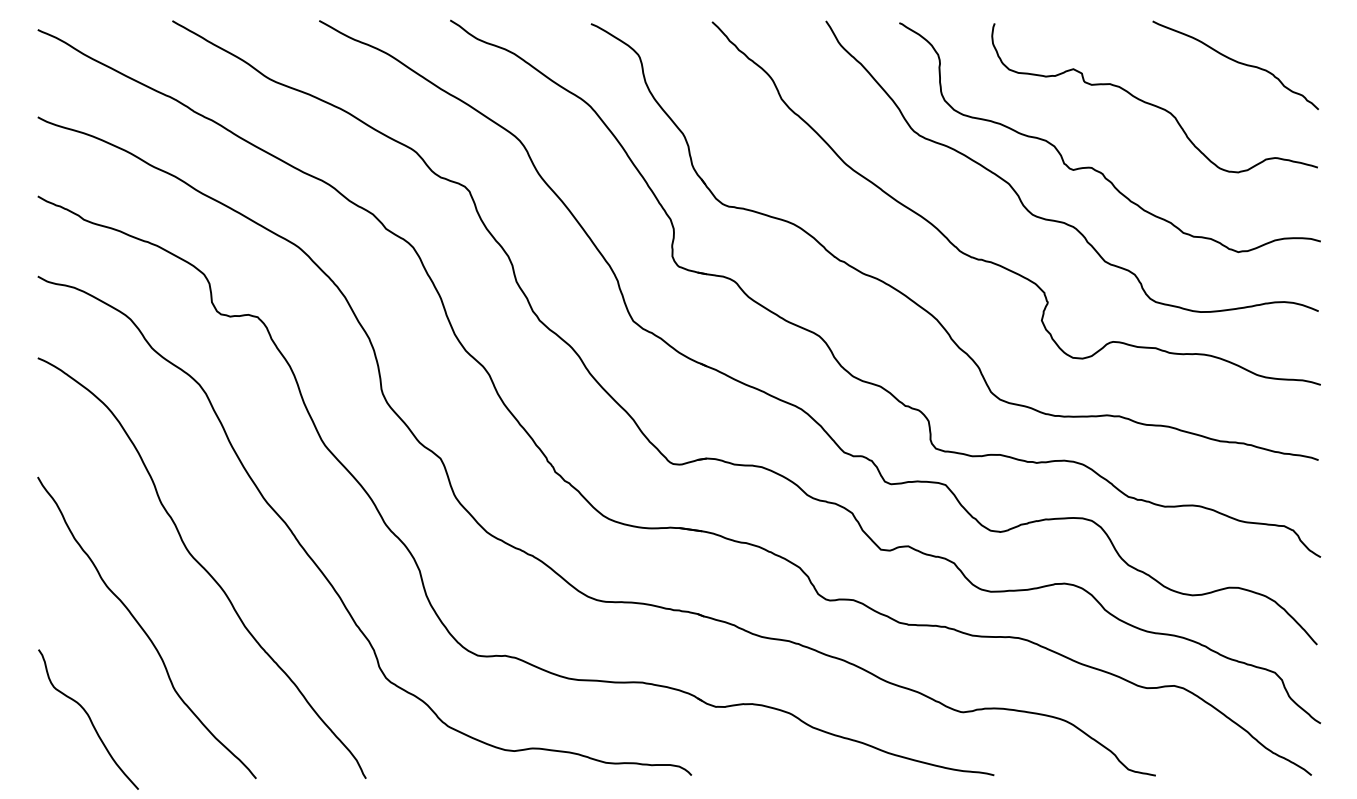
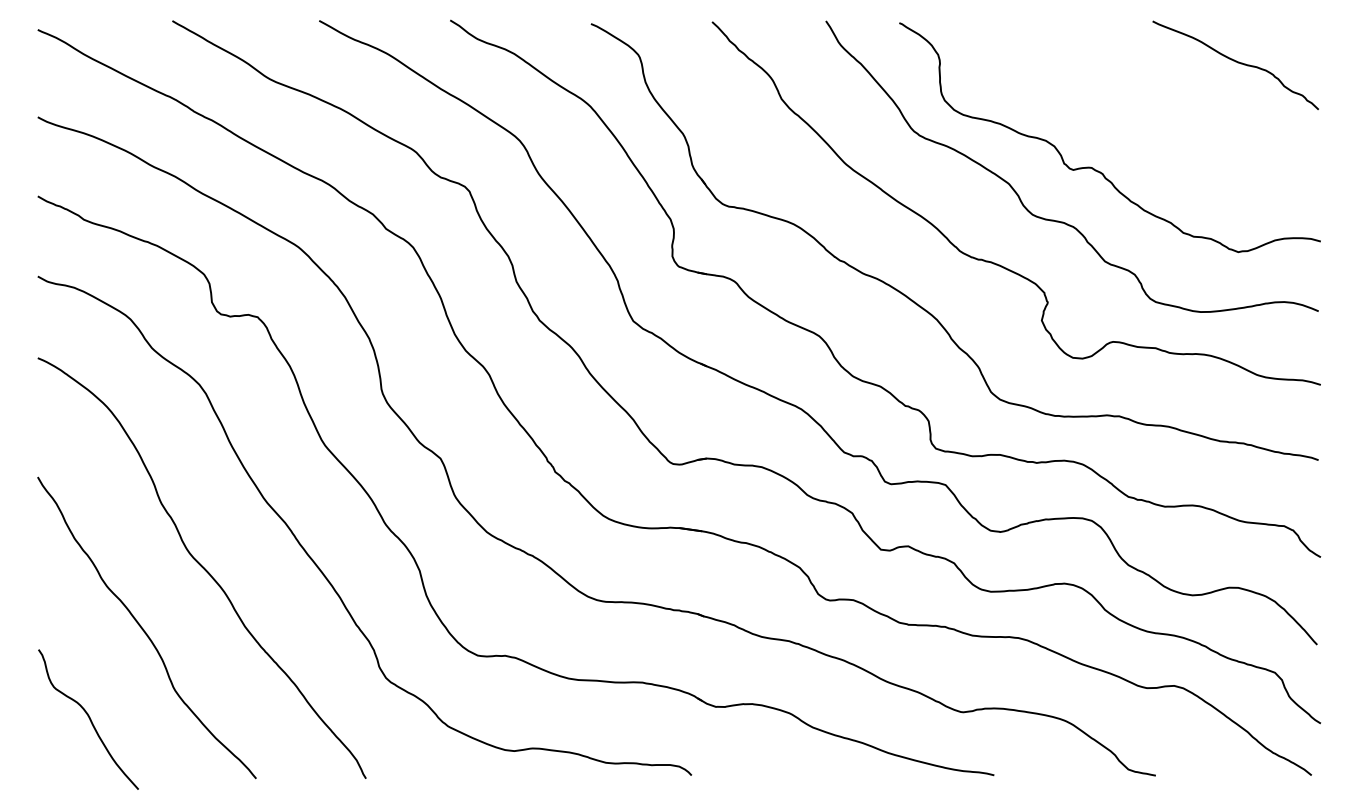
curve: present -> none (1152, 103)
